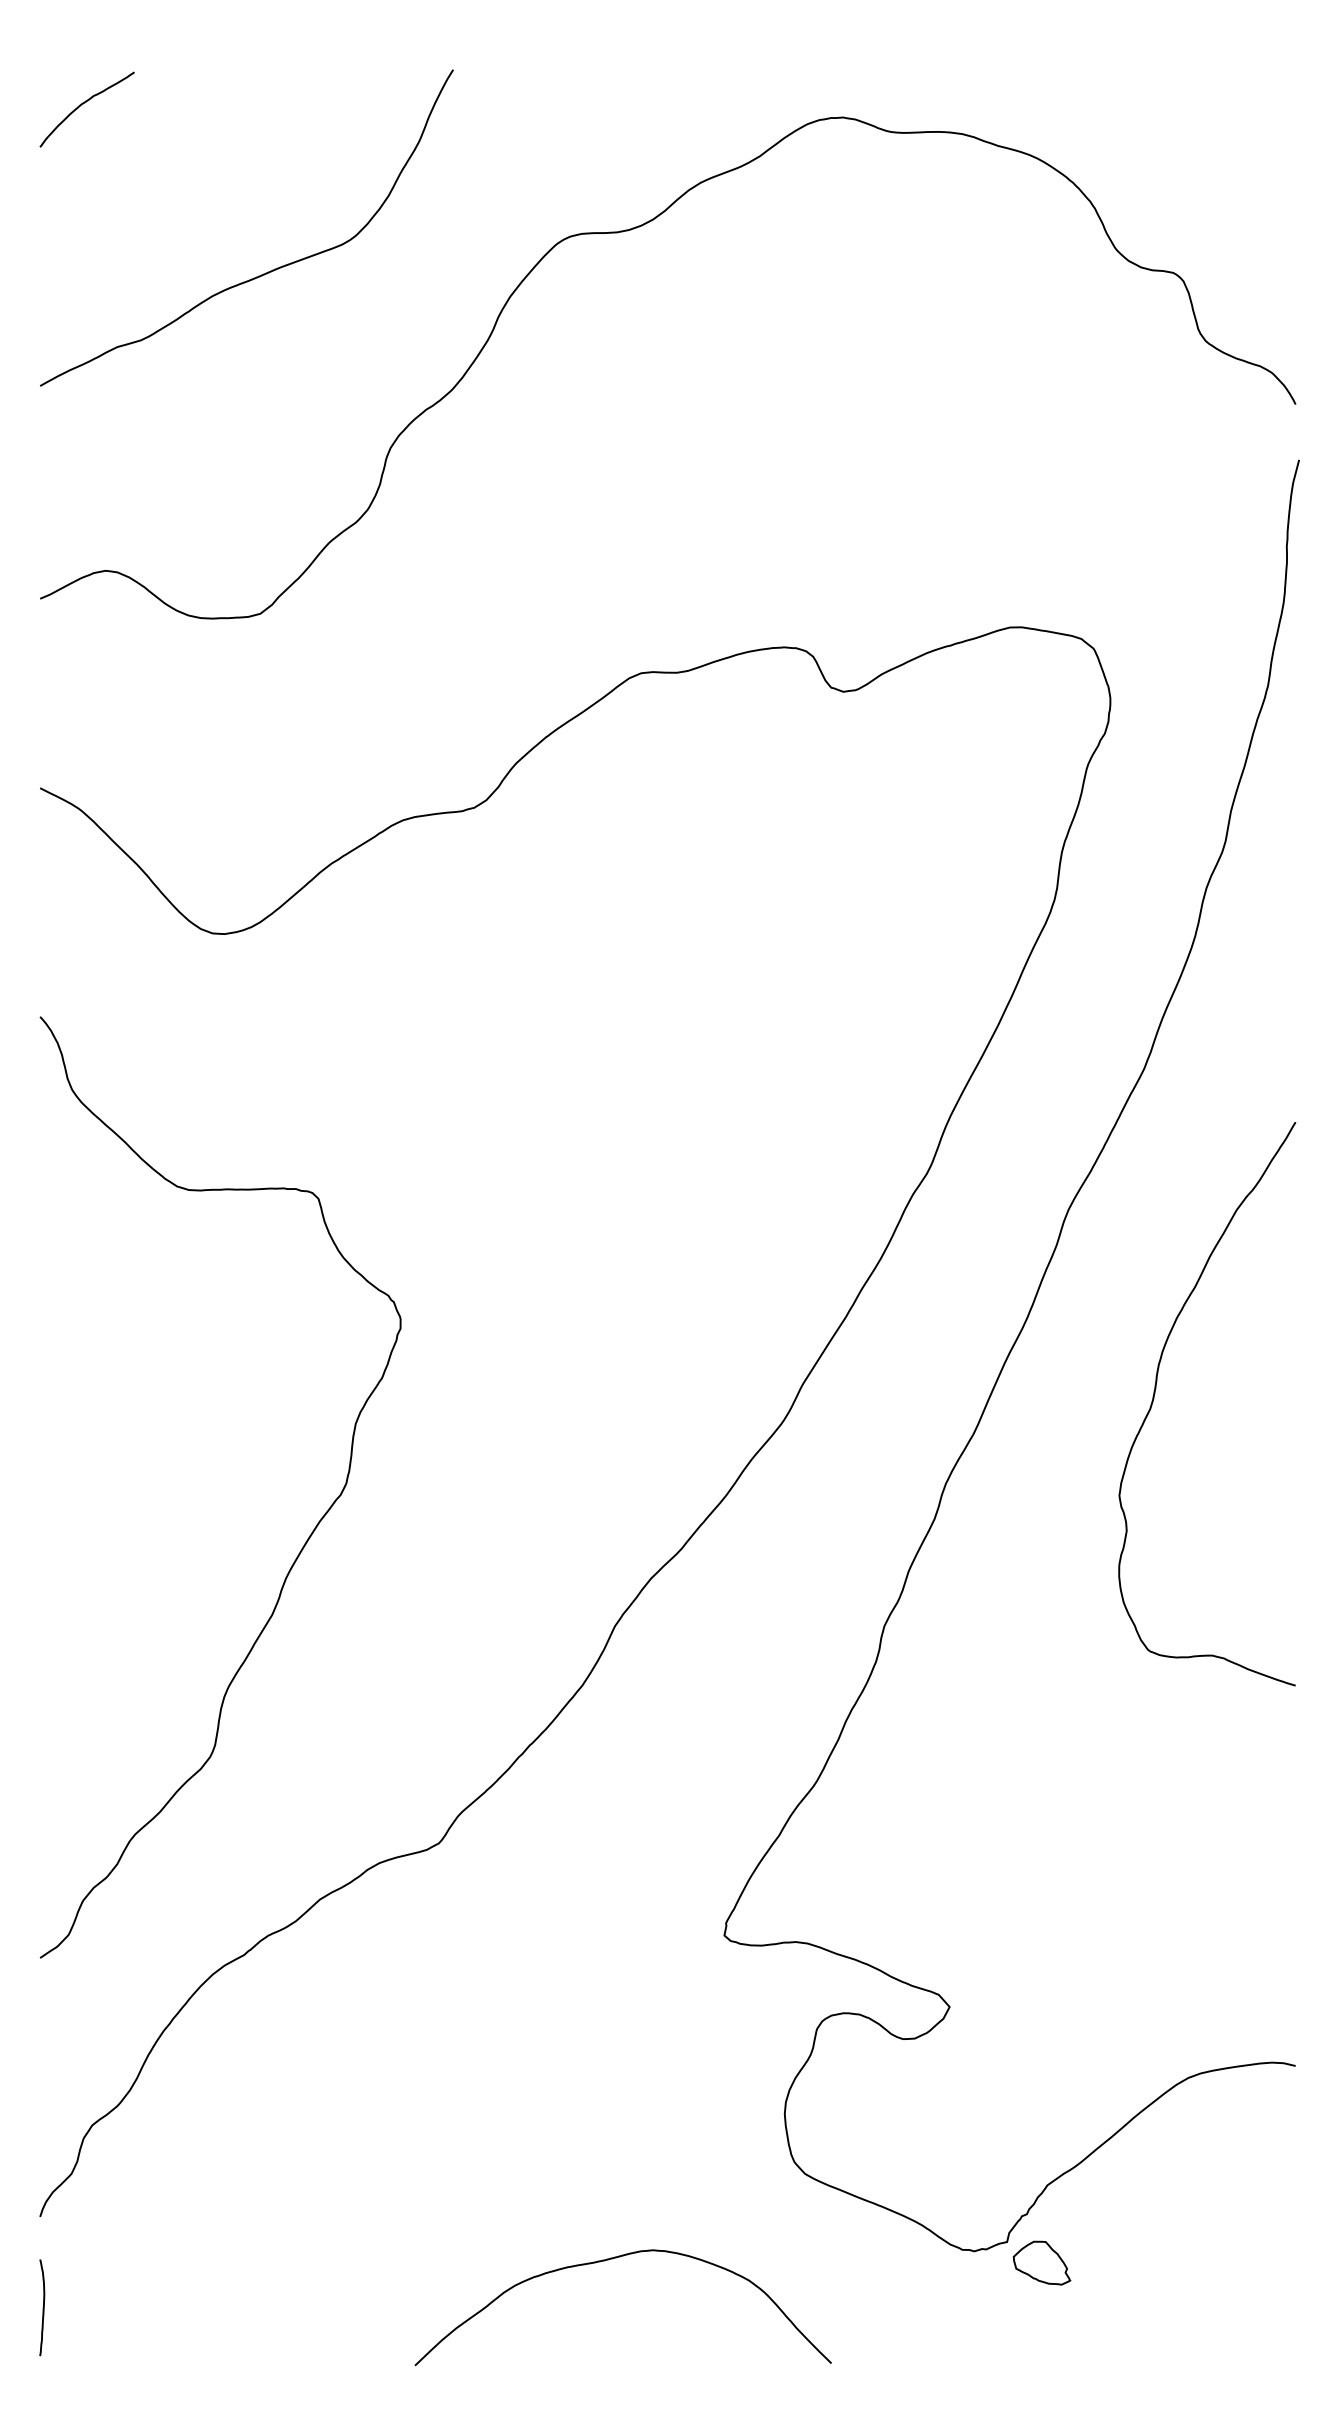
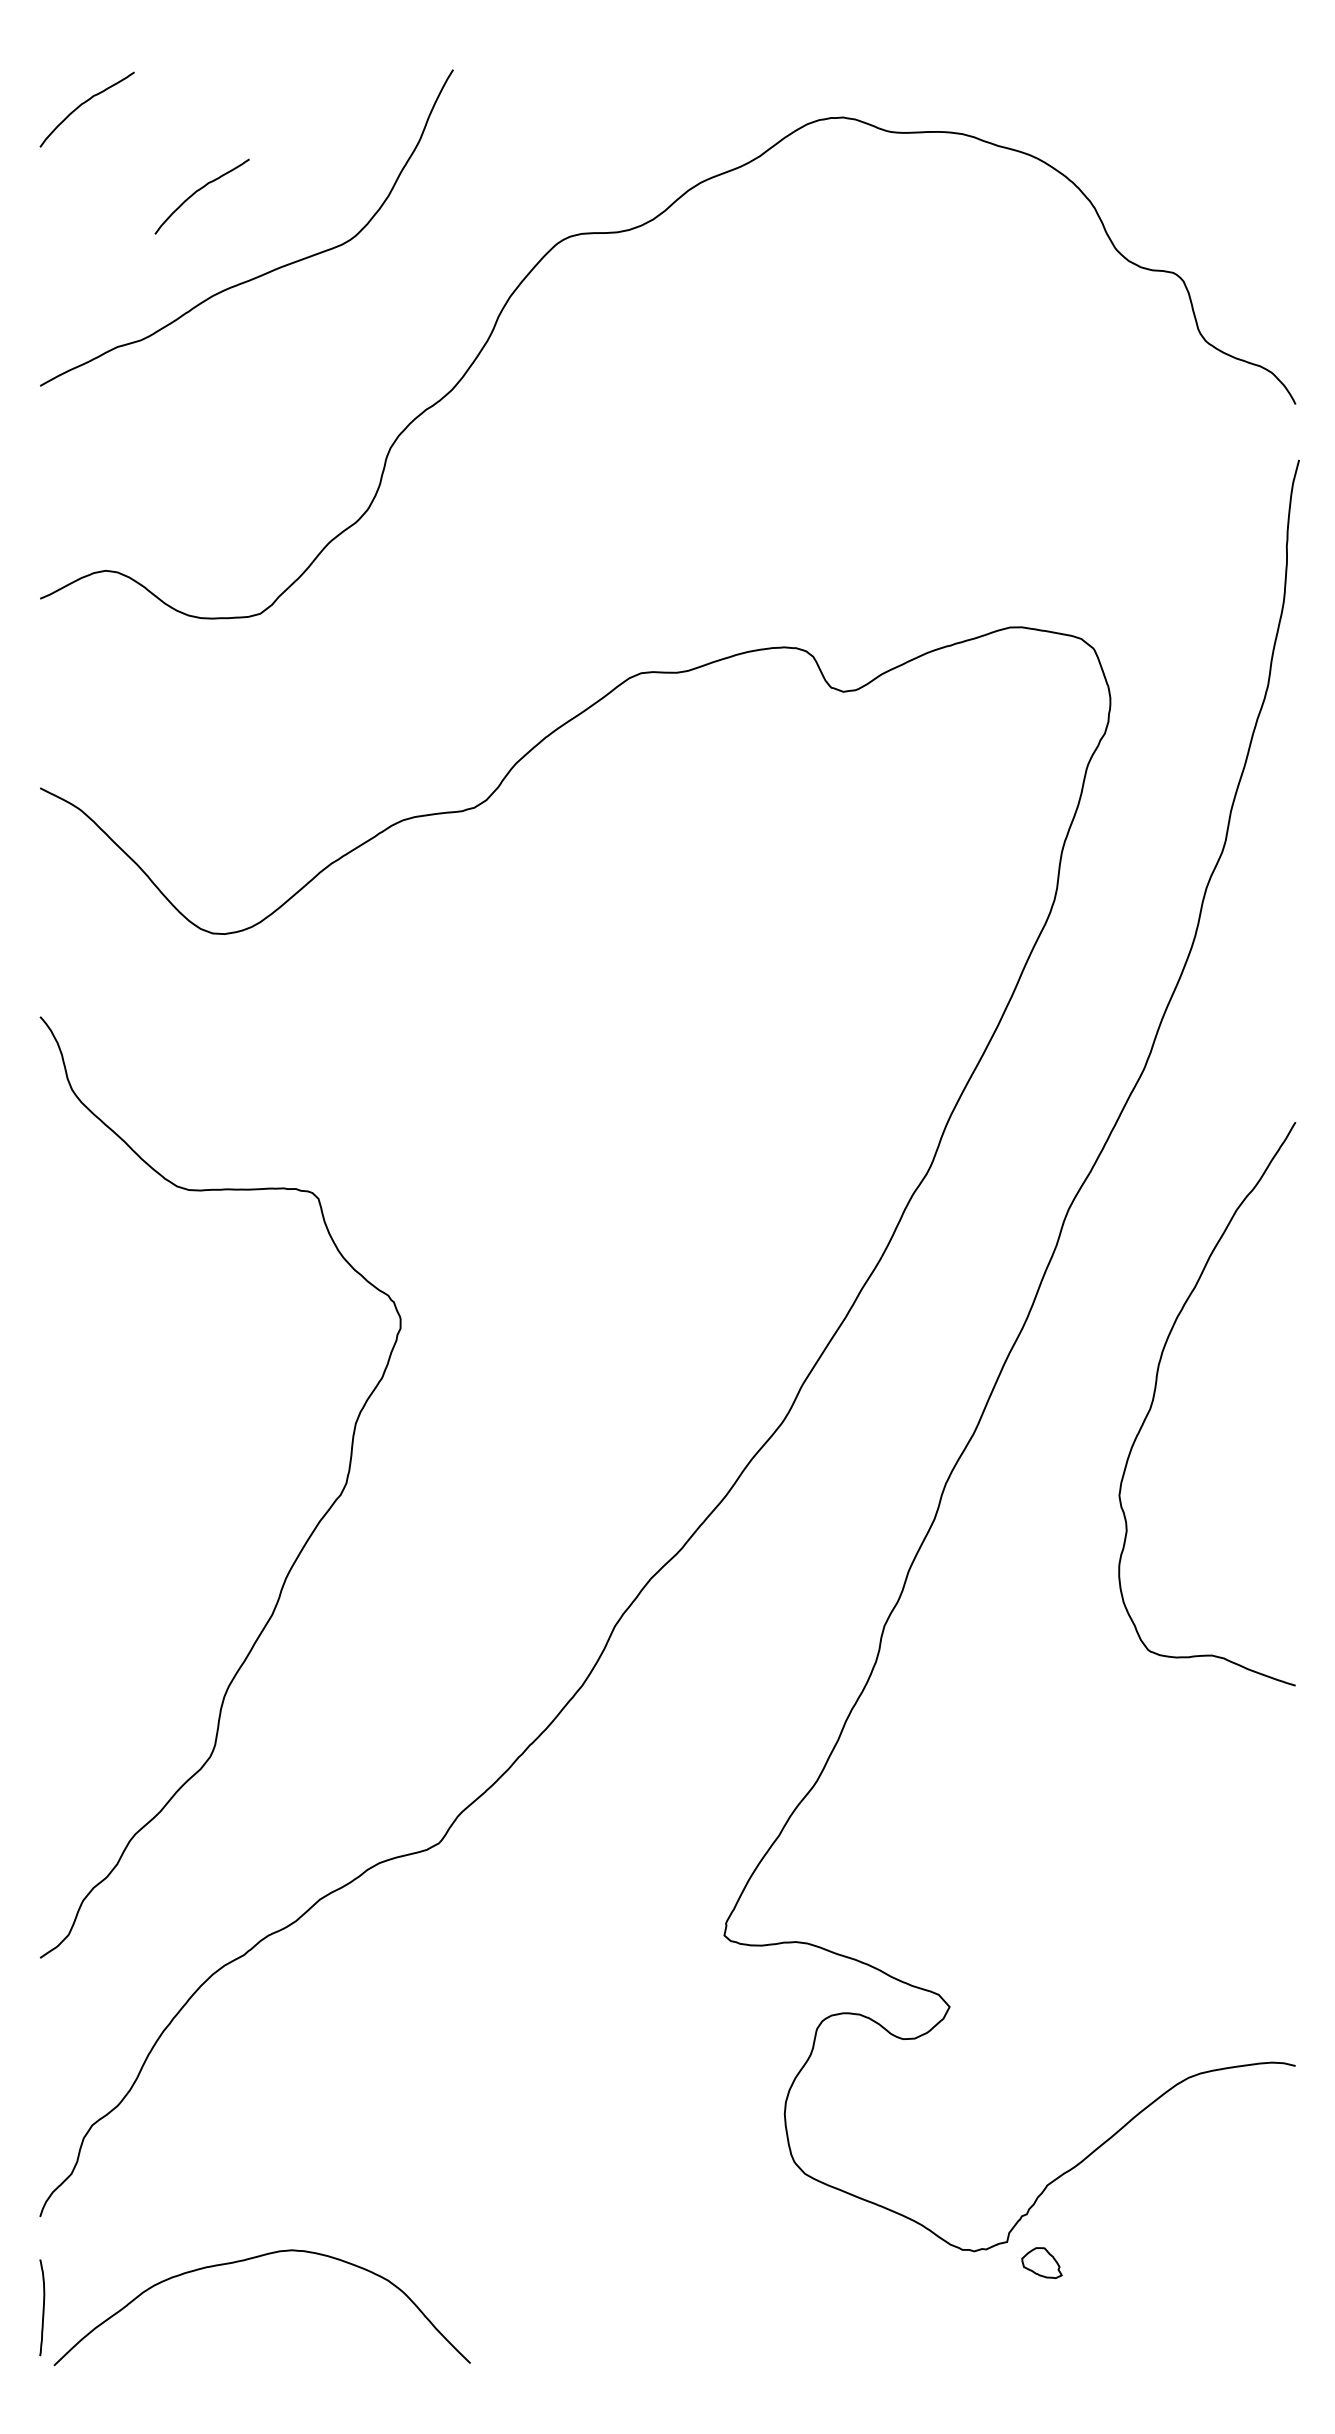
curve: none -> present (198, 191)
curve position: (612, 2259) -> (251, 2259) (251, 2259)
part size: 60x46 px -> 42x33 px (1041, 2263)
